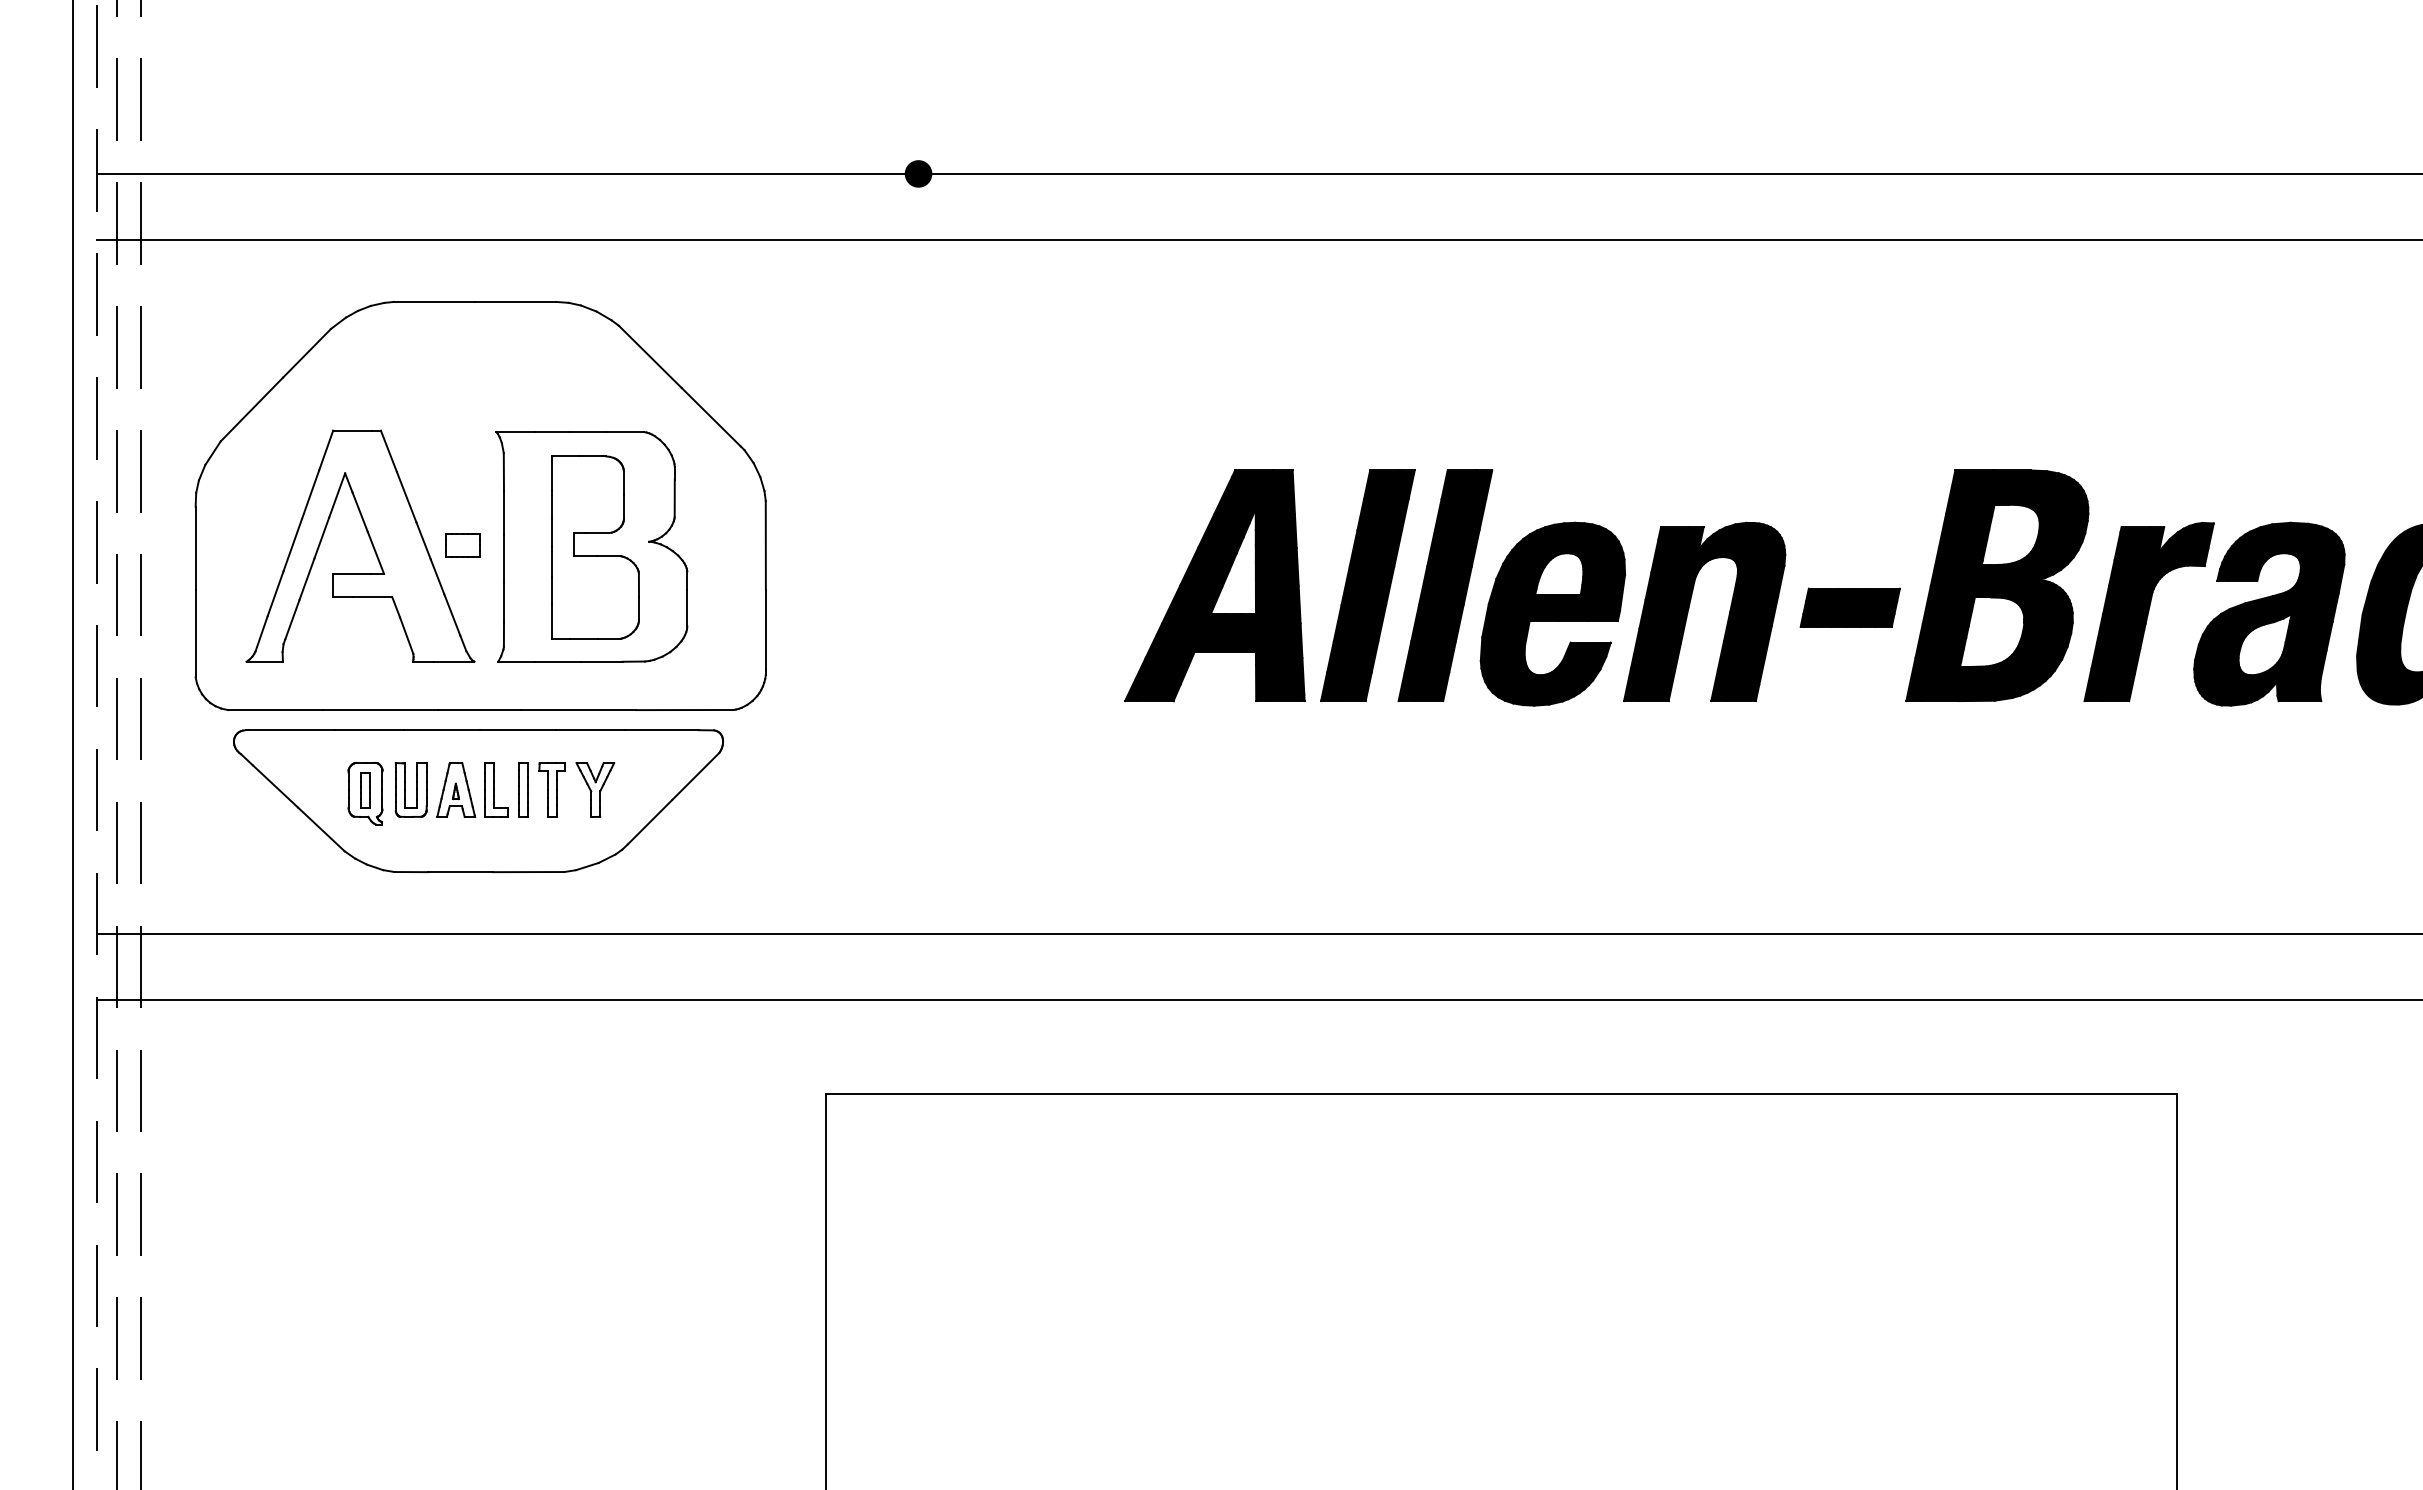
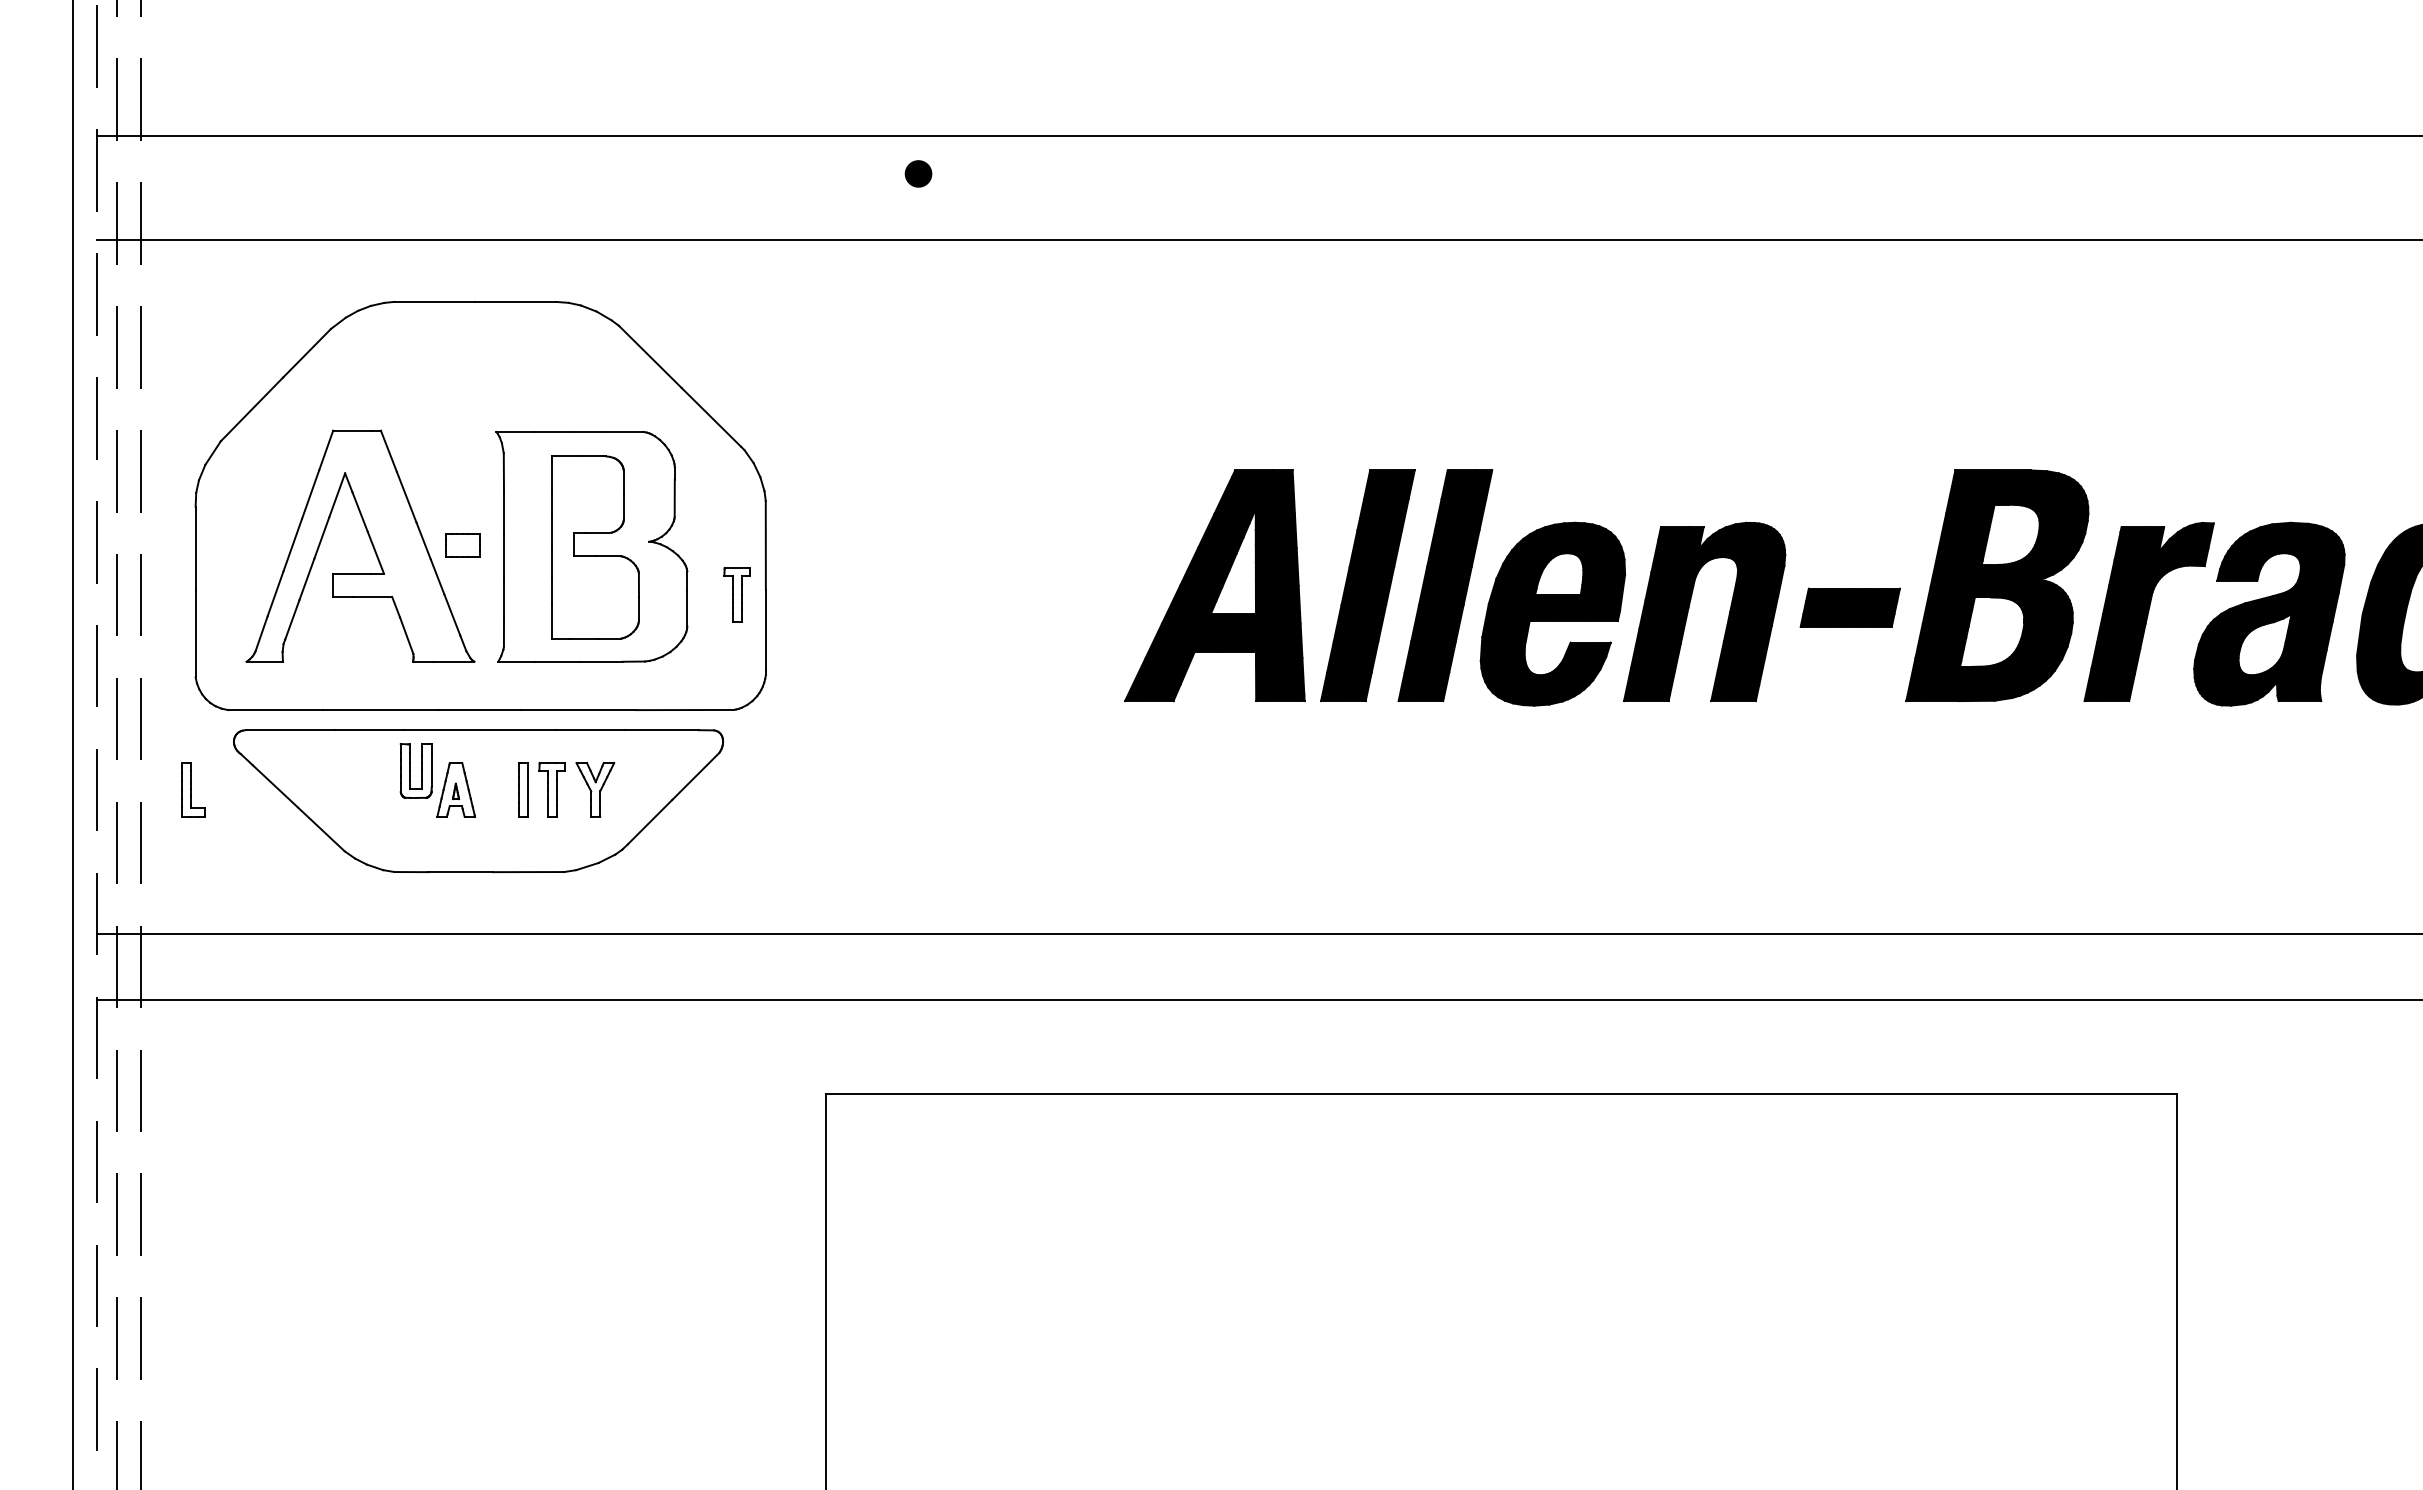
line position: (1257, 173) -> (1257, 135) (1257, 135)
part: none -> present (736, 594)
part position: (410, 789) -> (415, 770) (415, 770)
part position: (496, 789) -> (193, 789) (193, 789)
part: present -> none (365, 793)
